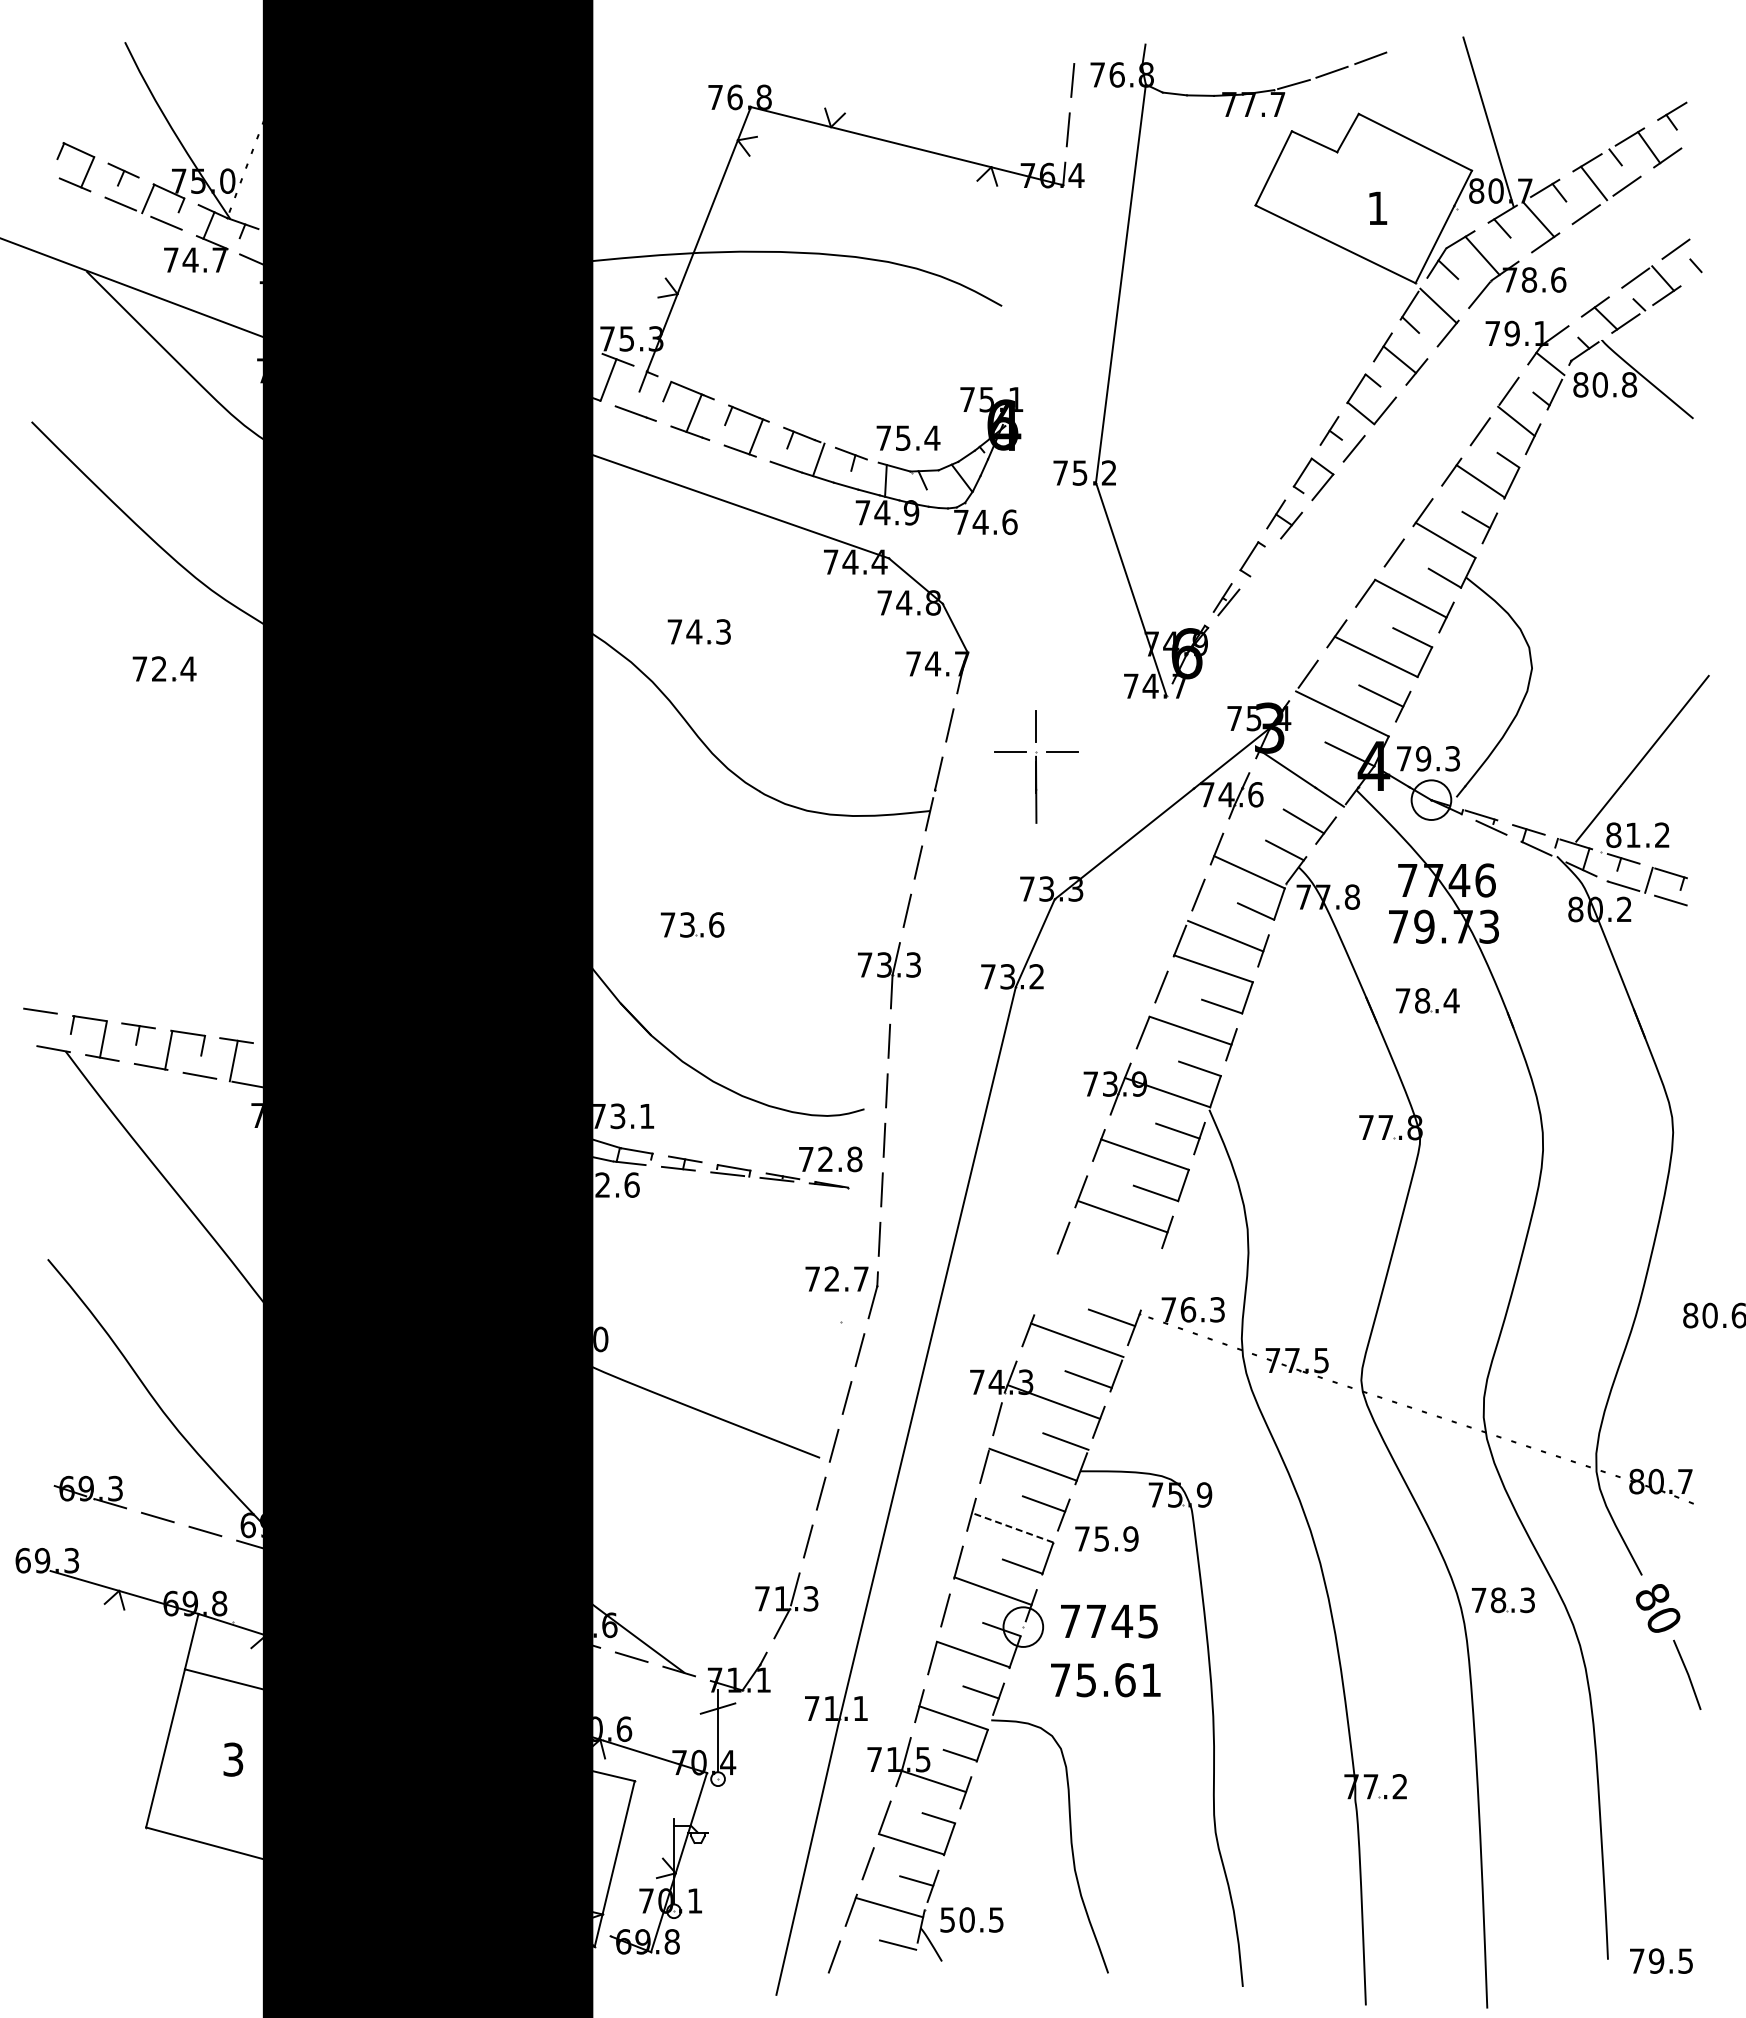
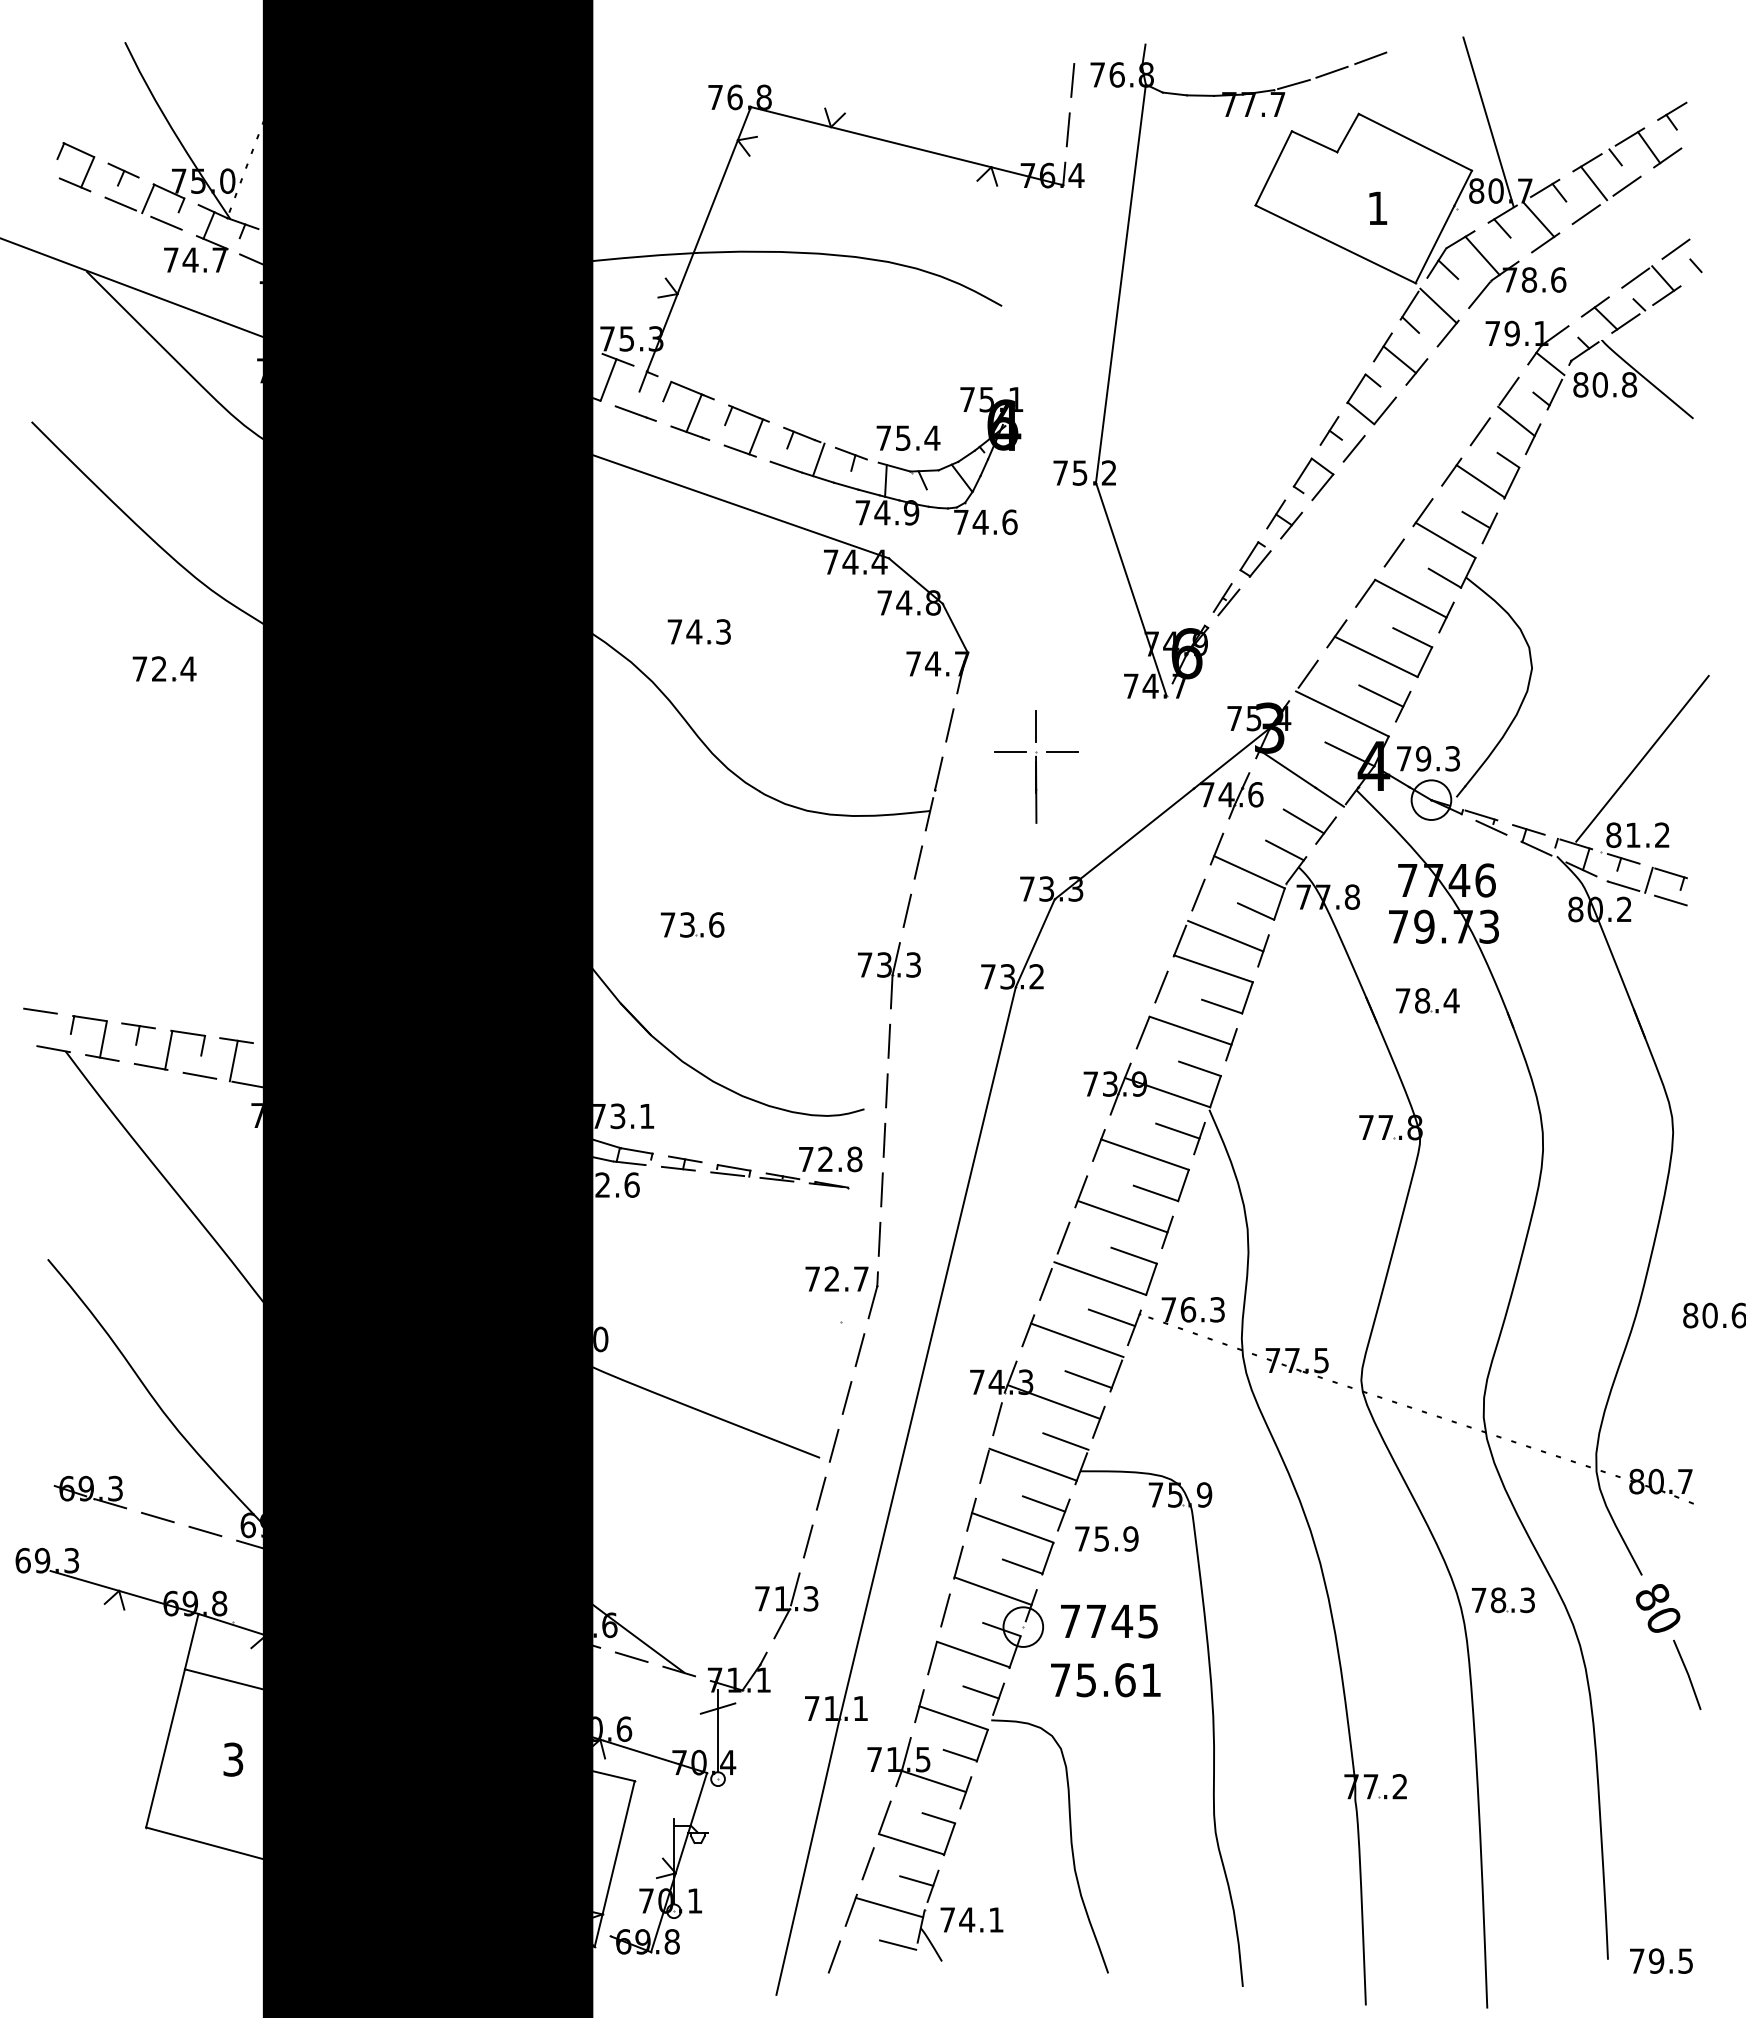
line: none -> present (1259, 563)
part: none -> present (1098, 1273)
line: dashed -> solid (1012, 1527)
text: 50.5 -> 74.1 (971, 1919)
